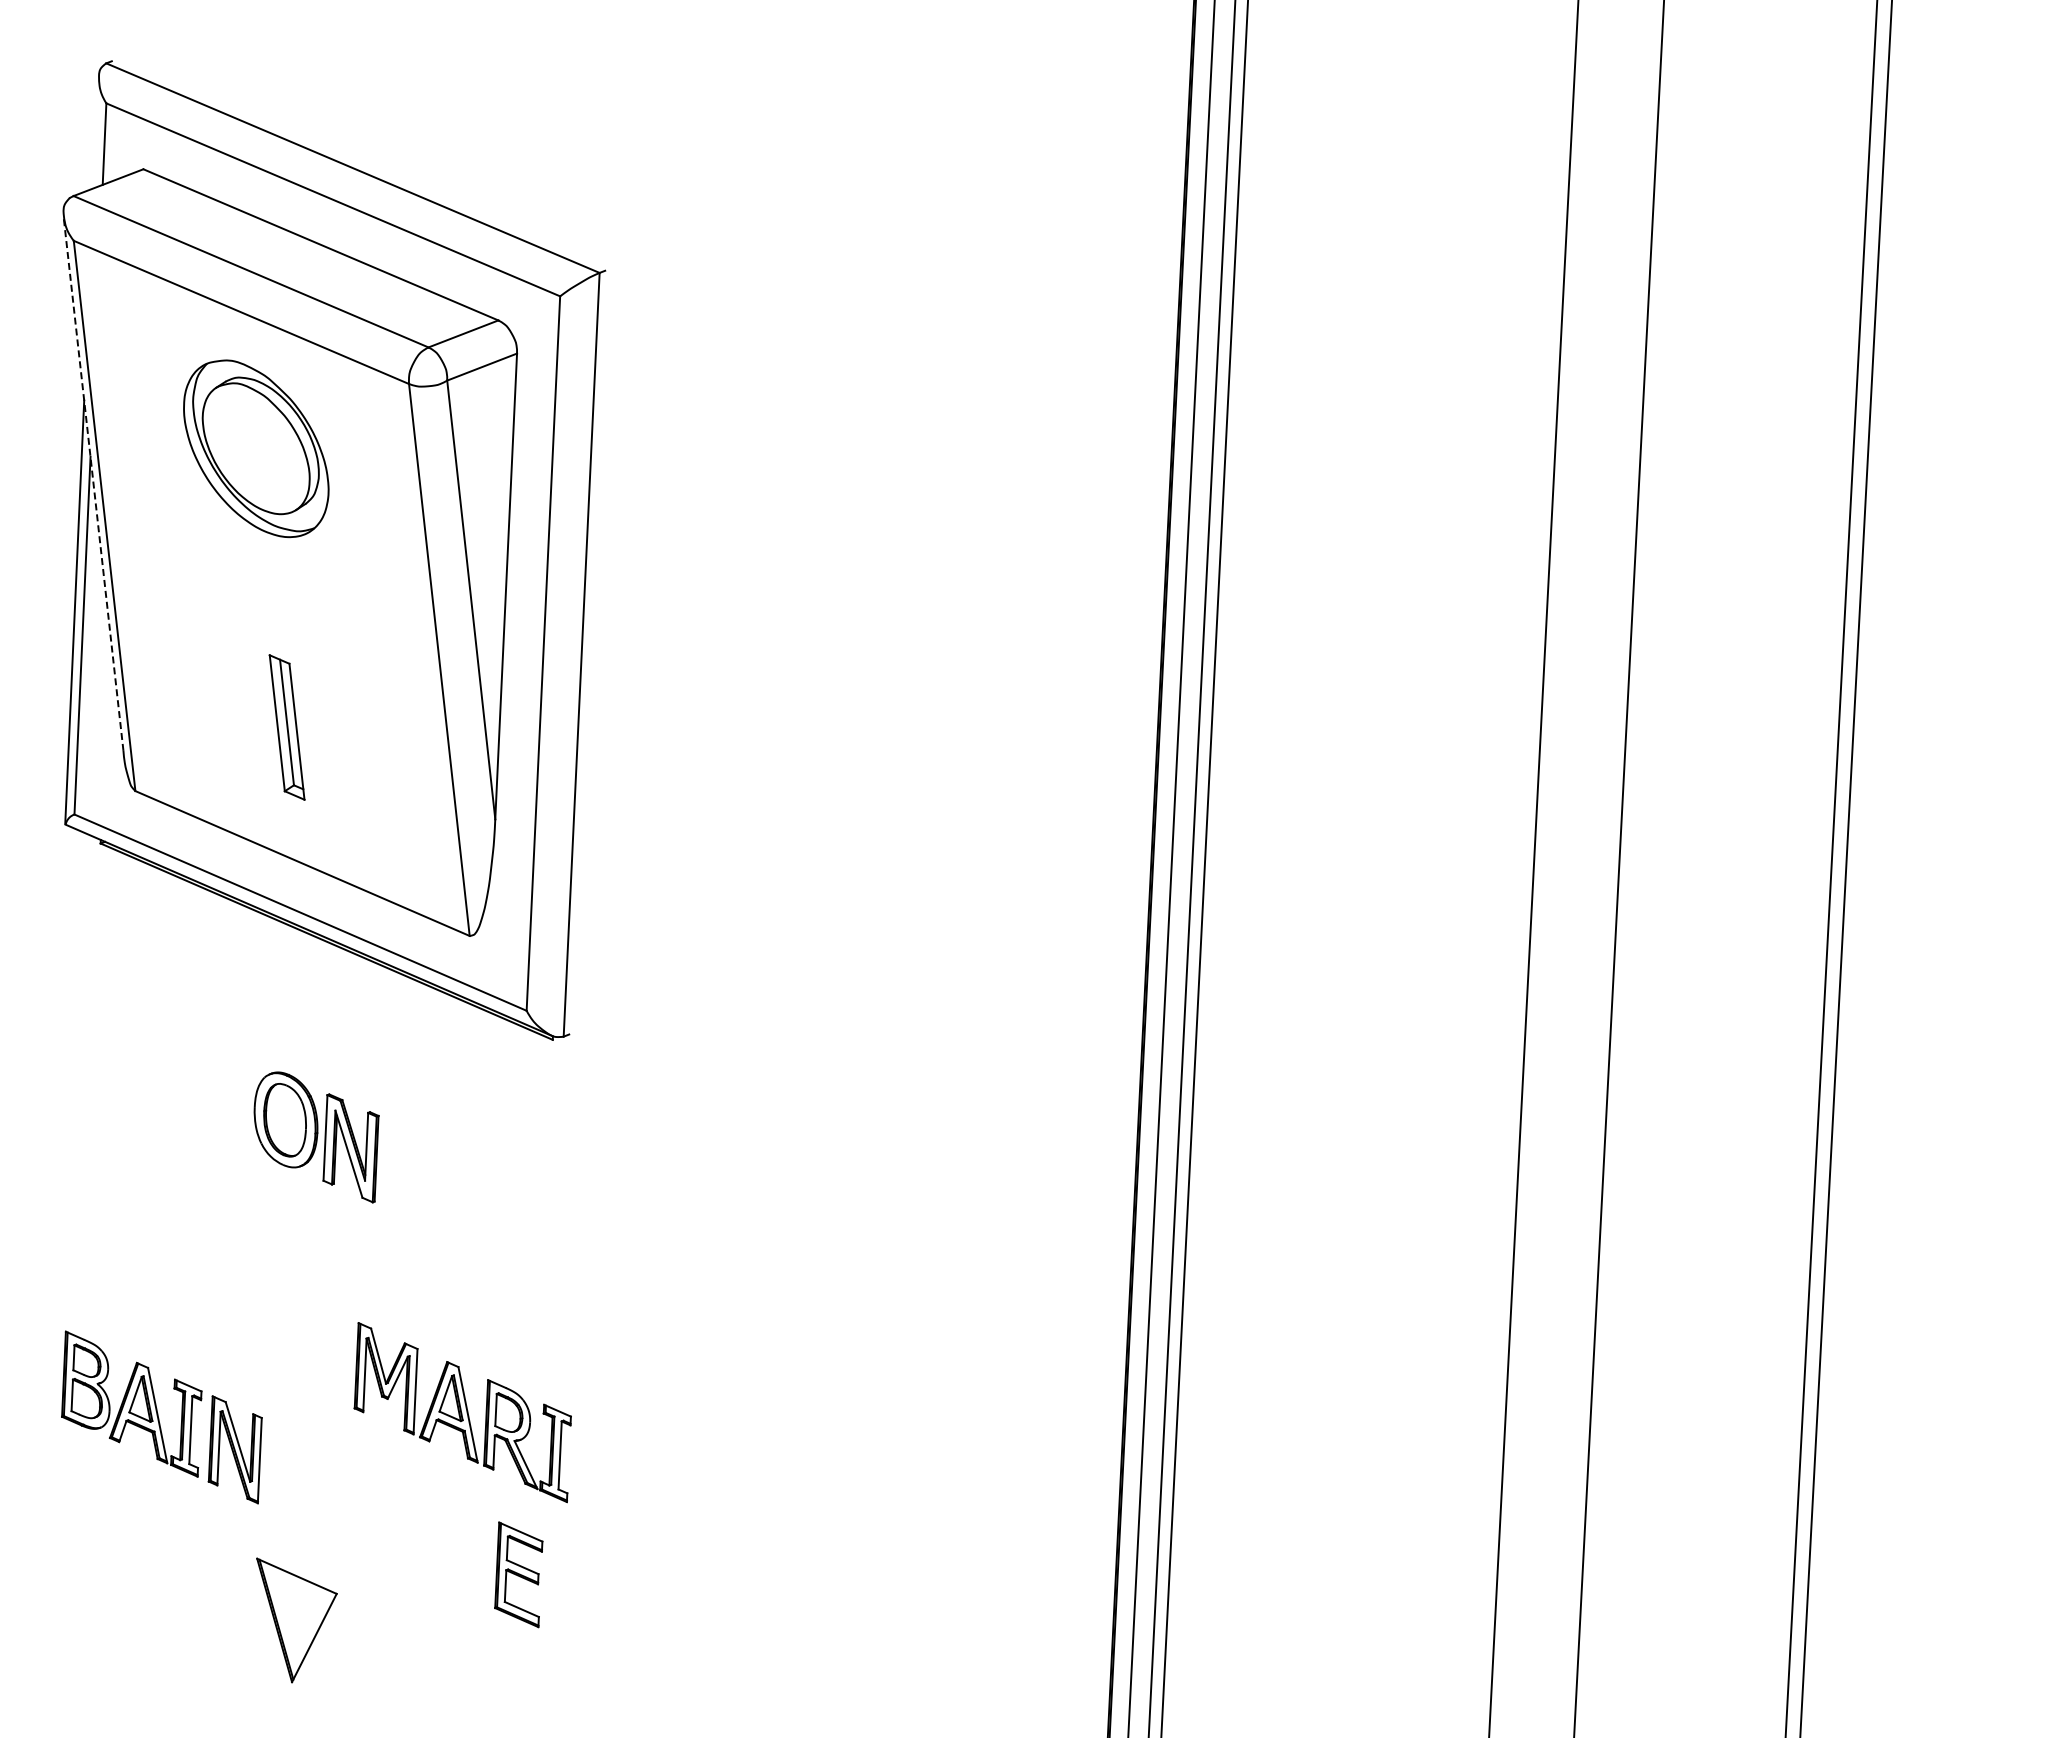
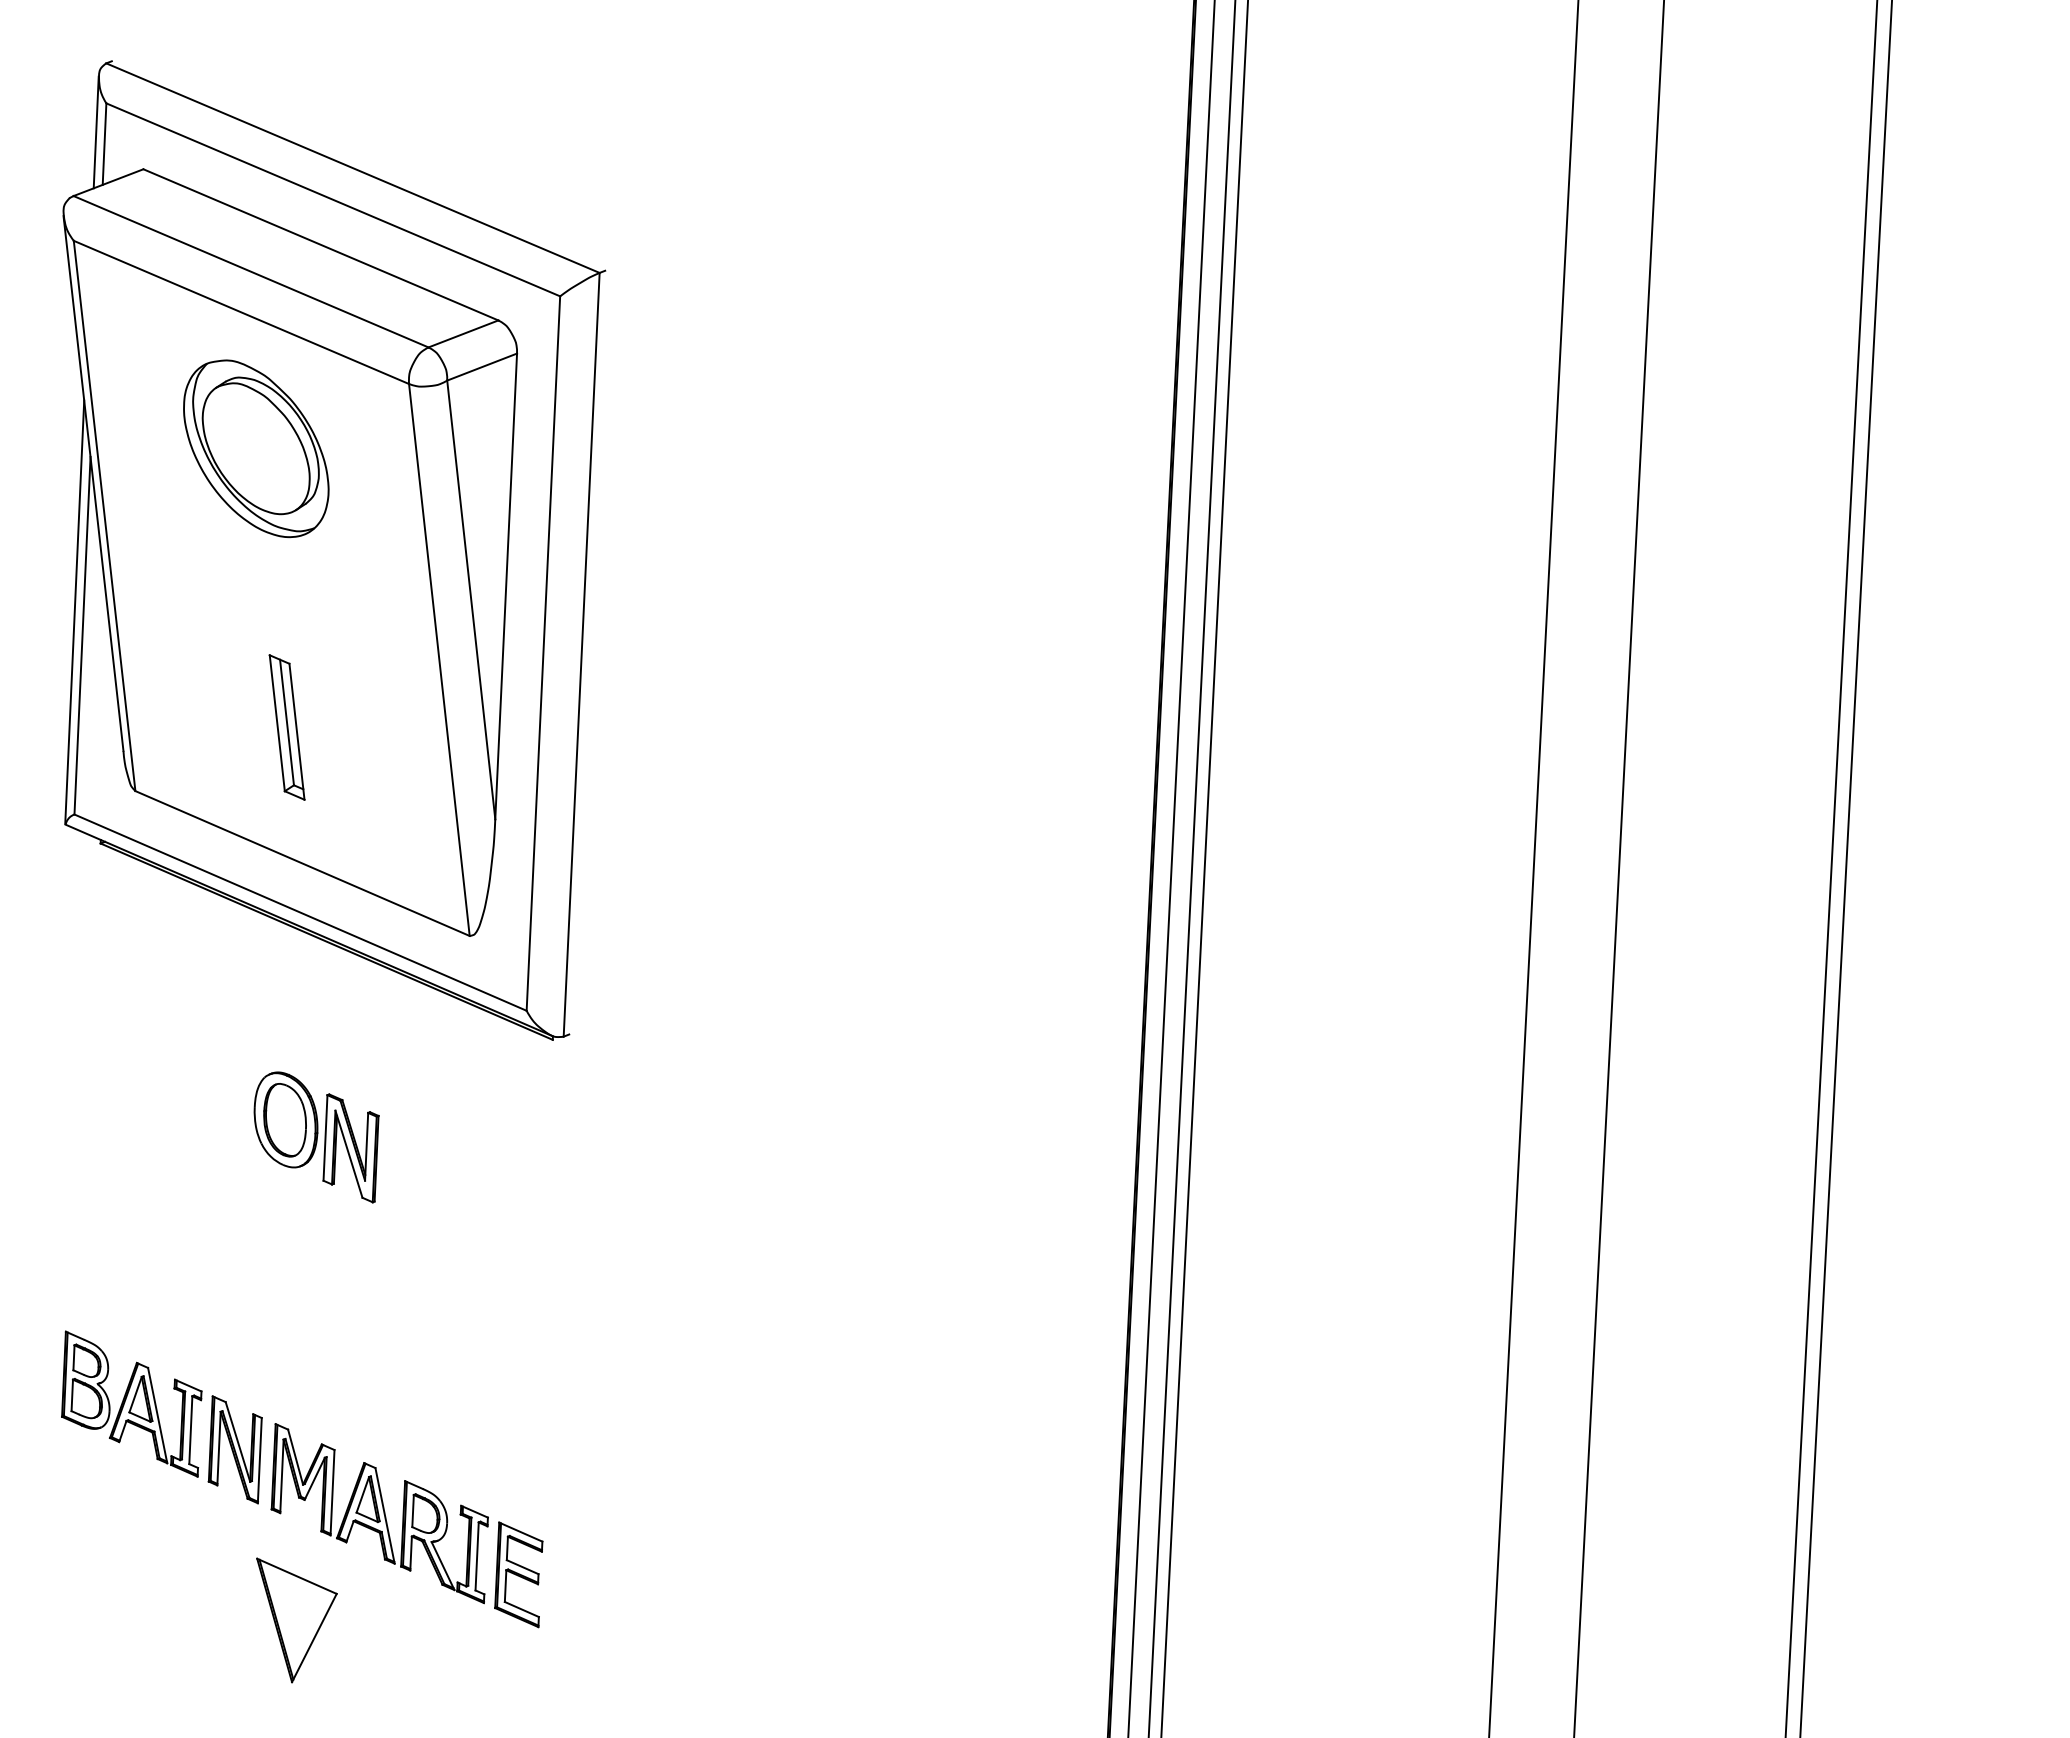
line: none -> present (95, 132)
line: dashed -> solid (93, 483)
part position: (462, 1412) -> (379, 1513) (379, 1513)
